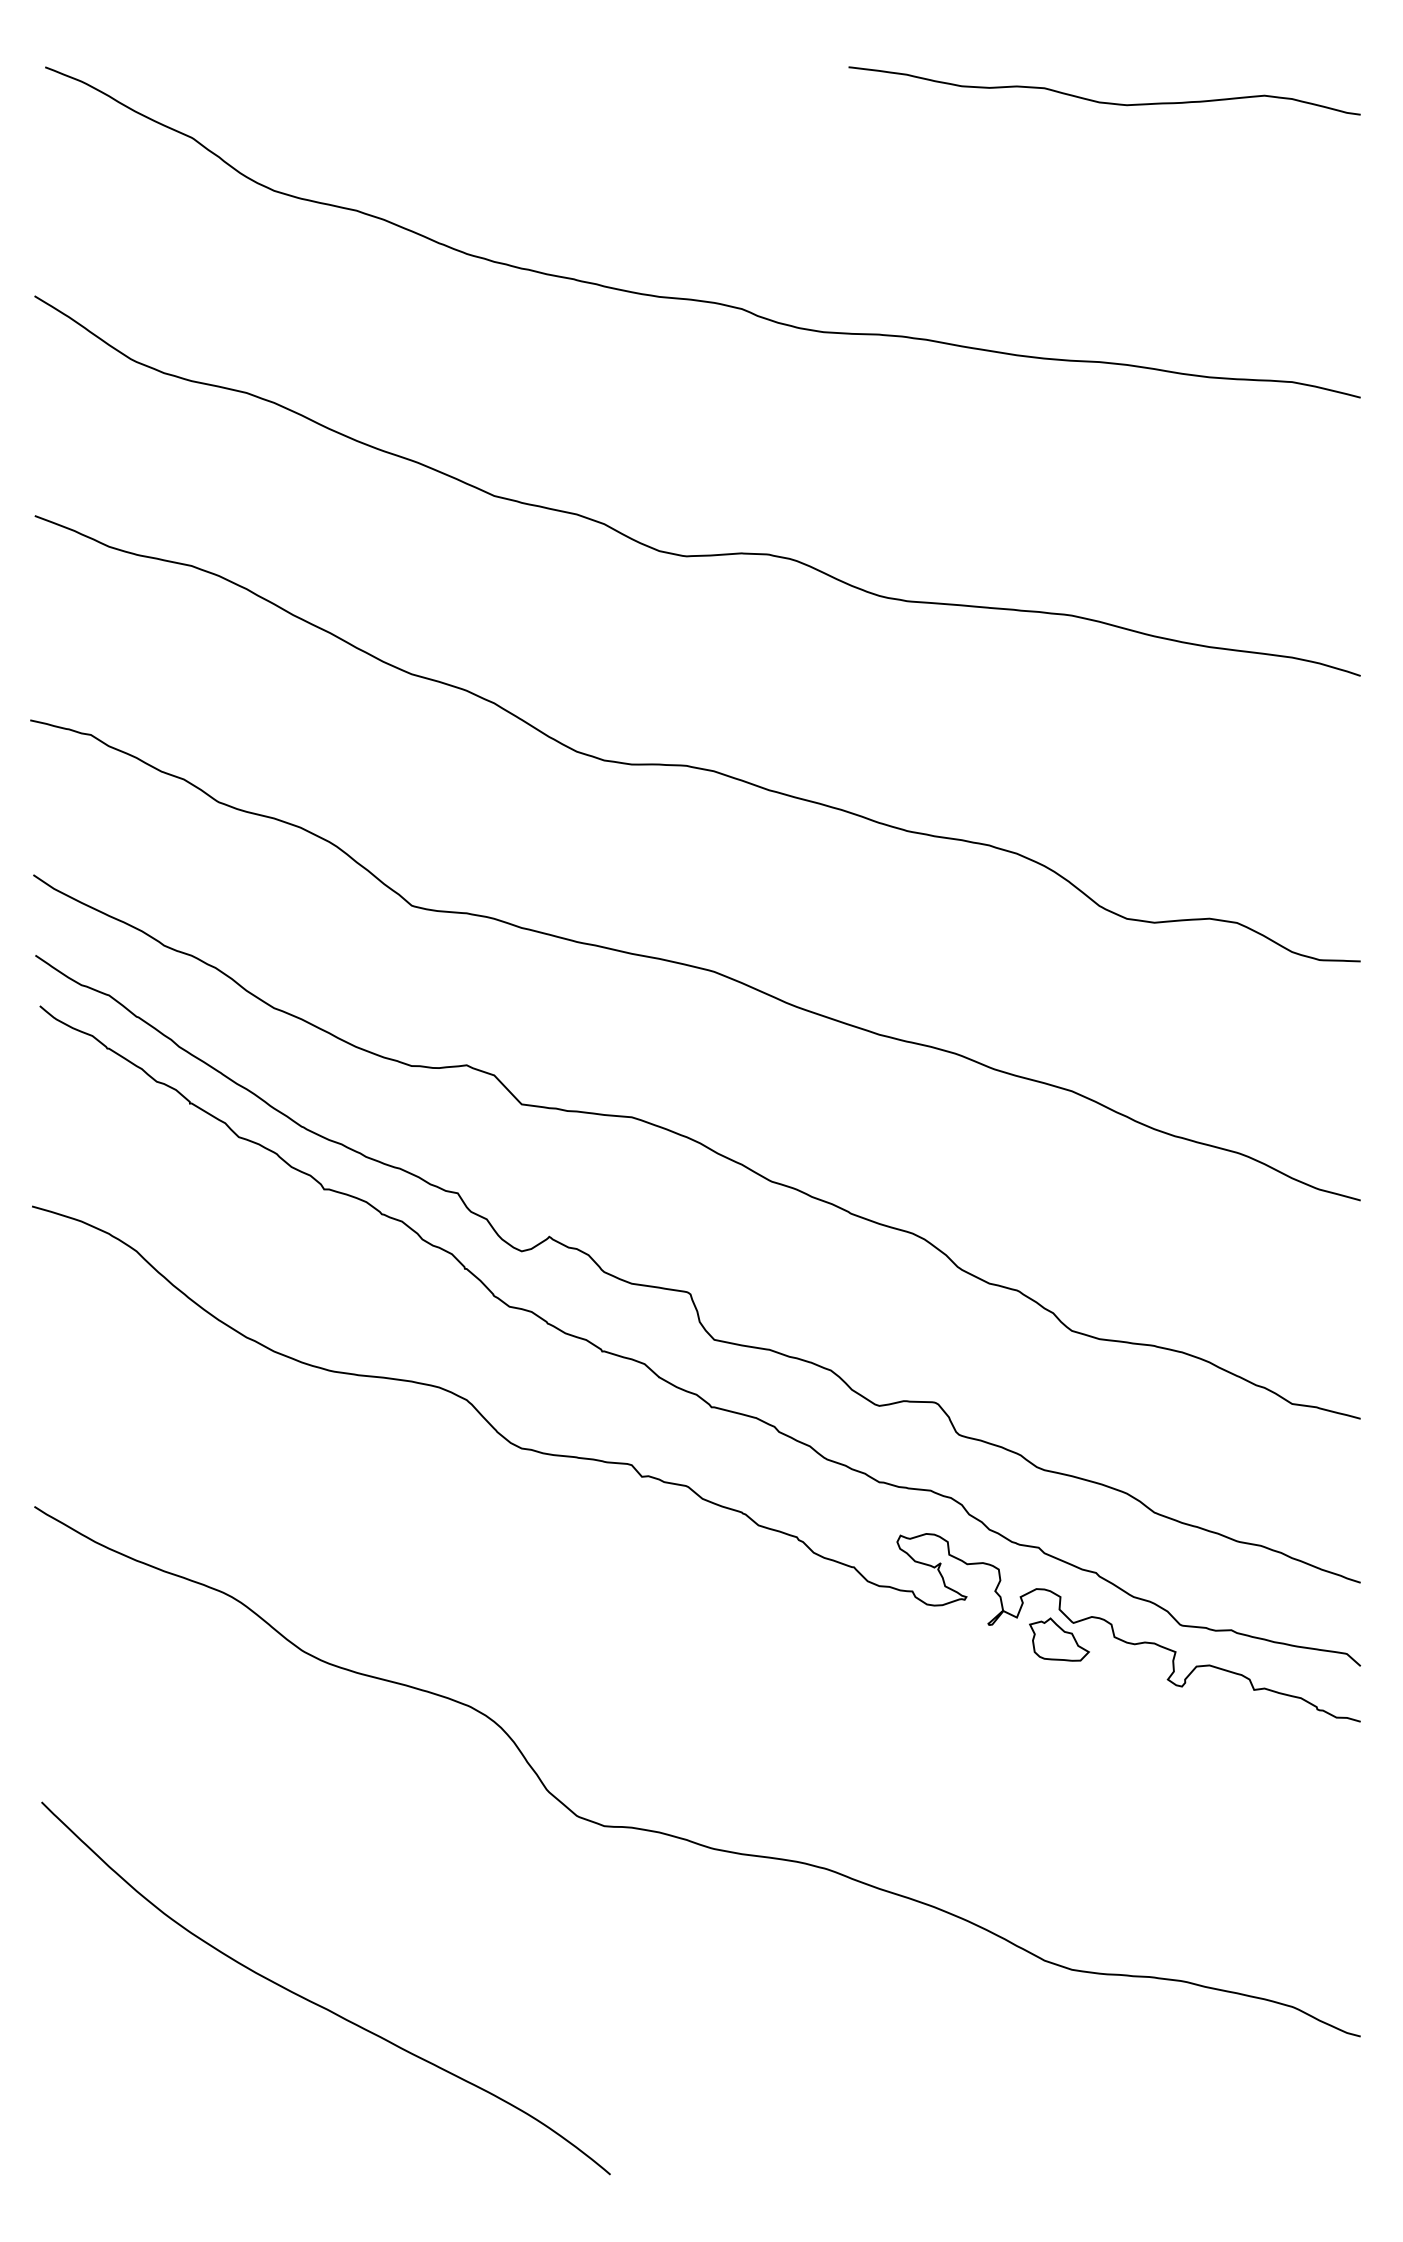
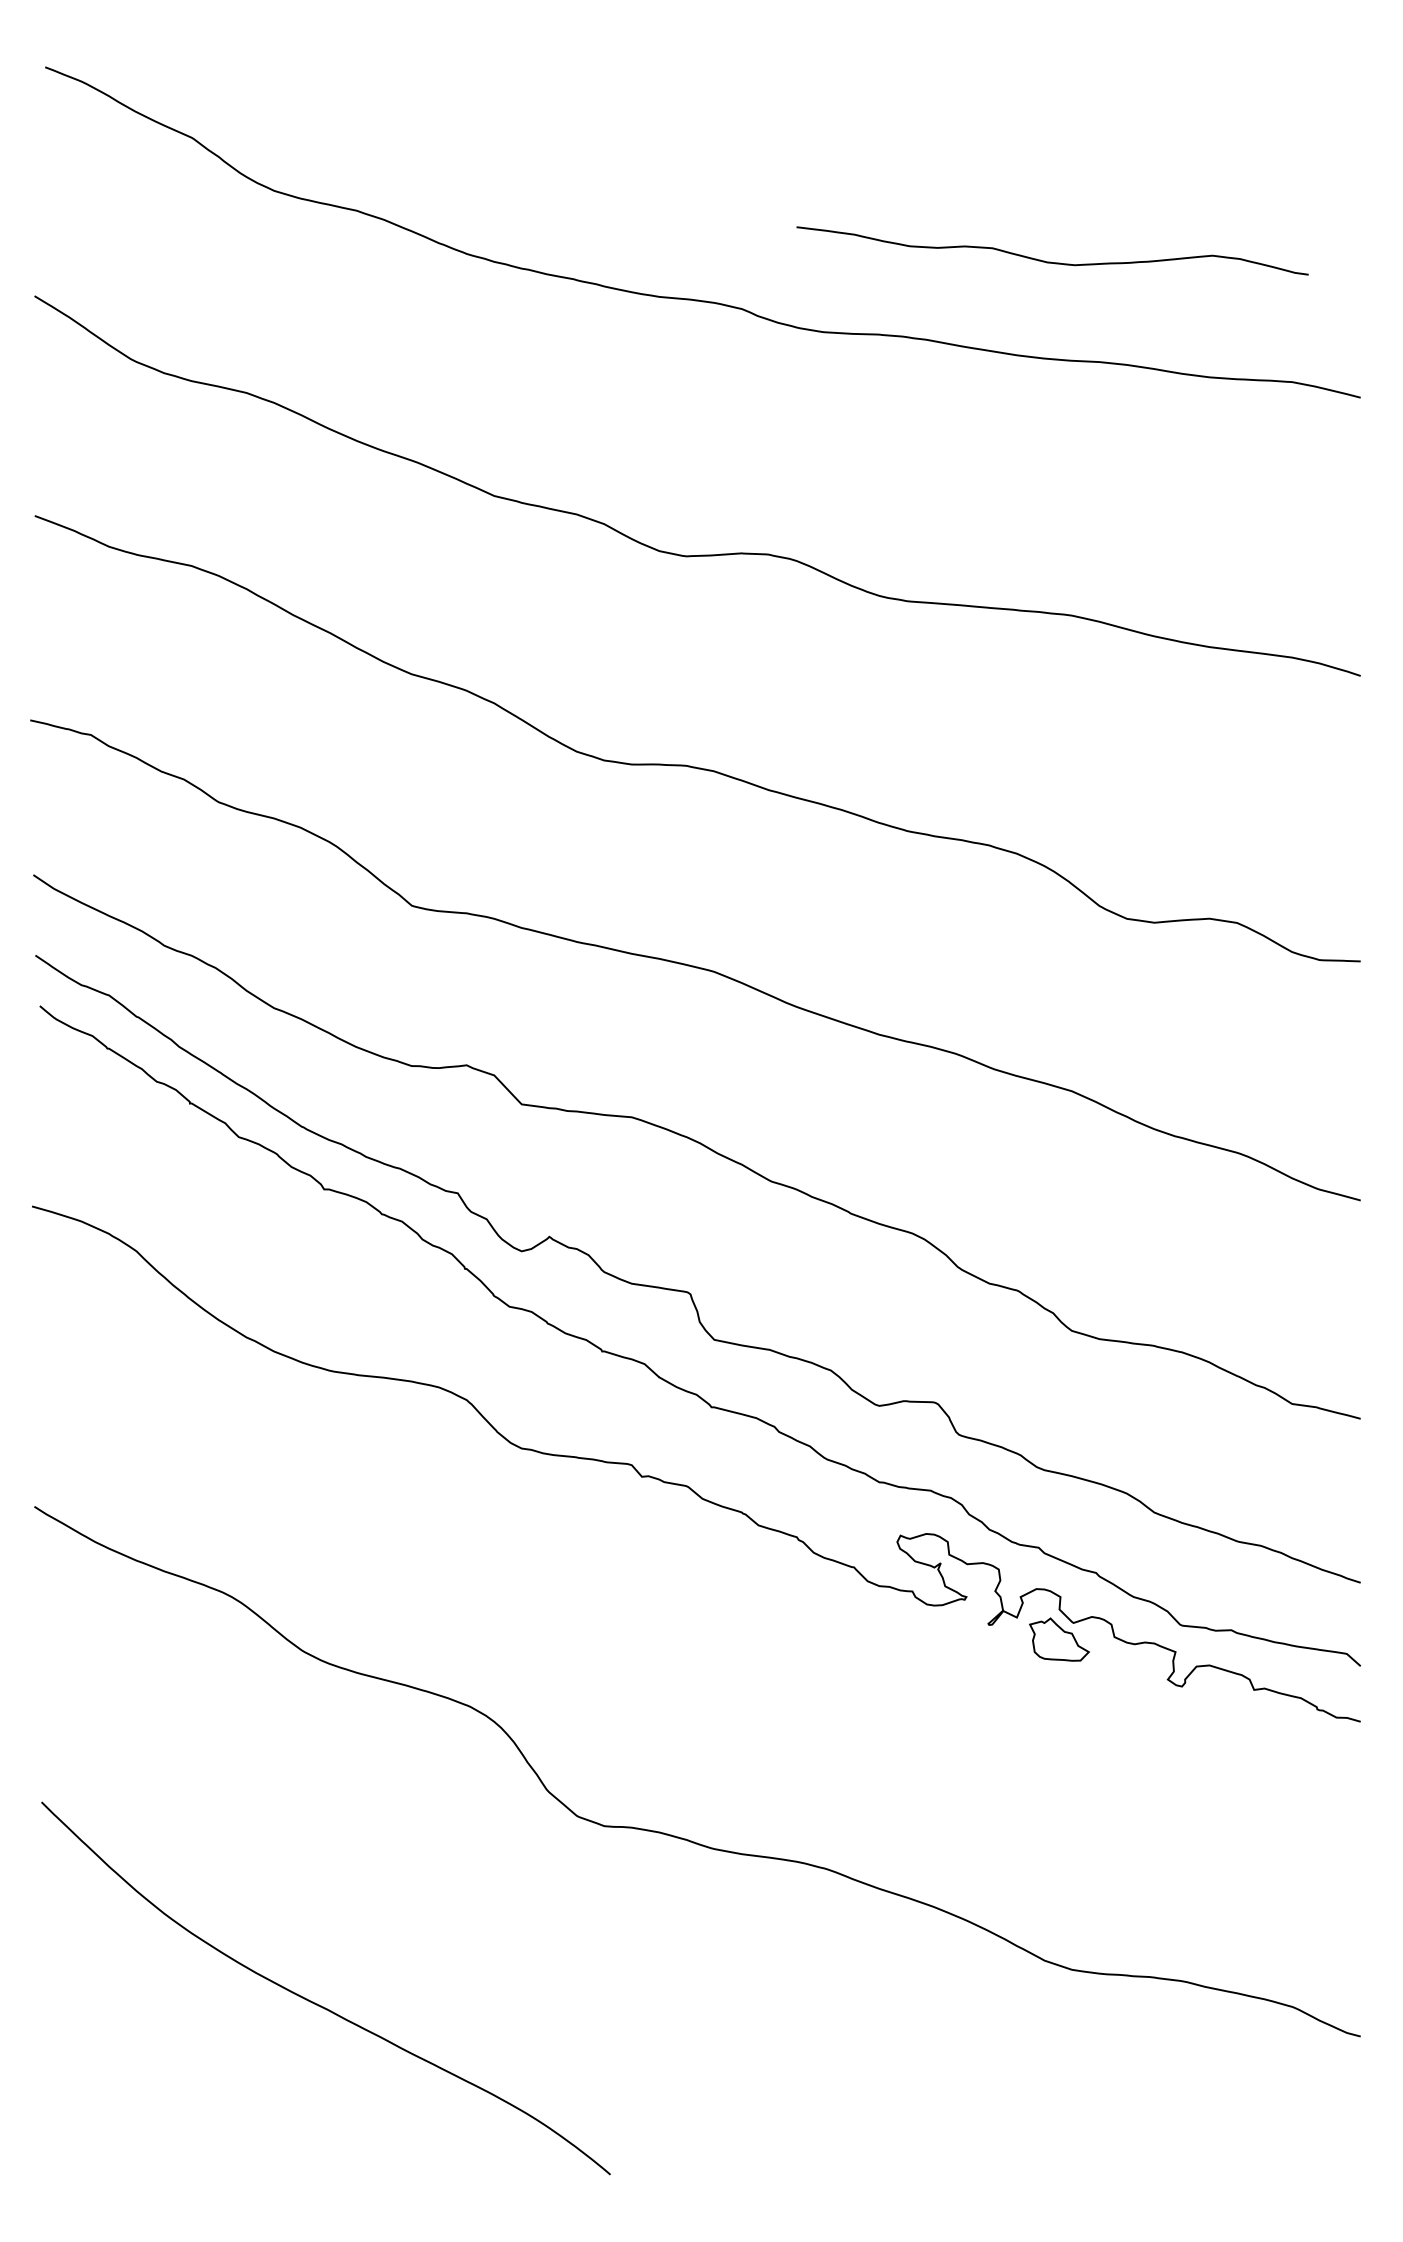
curve position: (1102, 101) -> (1050, 261) (1050, 261)
